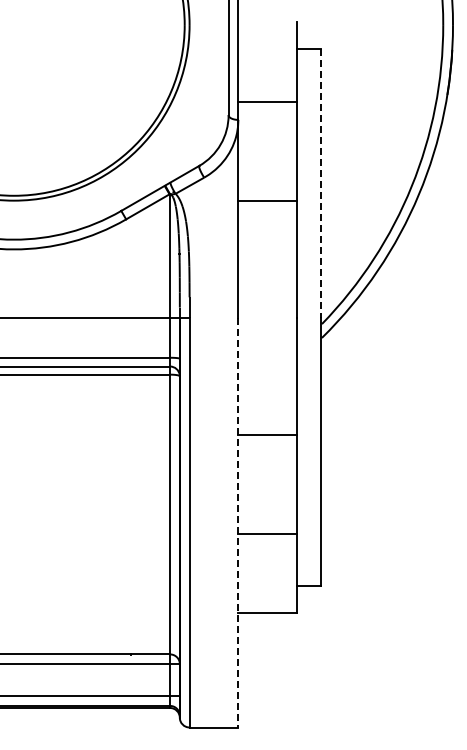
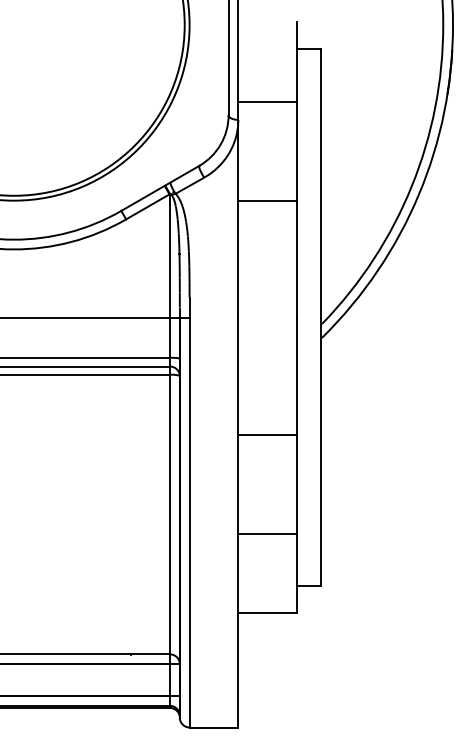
line: dashed -> solid (321, 184)
line: dashed -> solid (238, 522)
